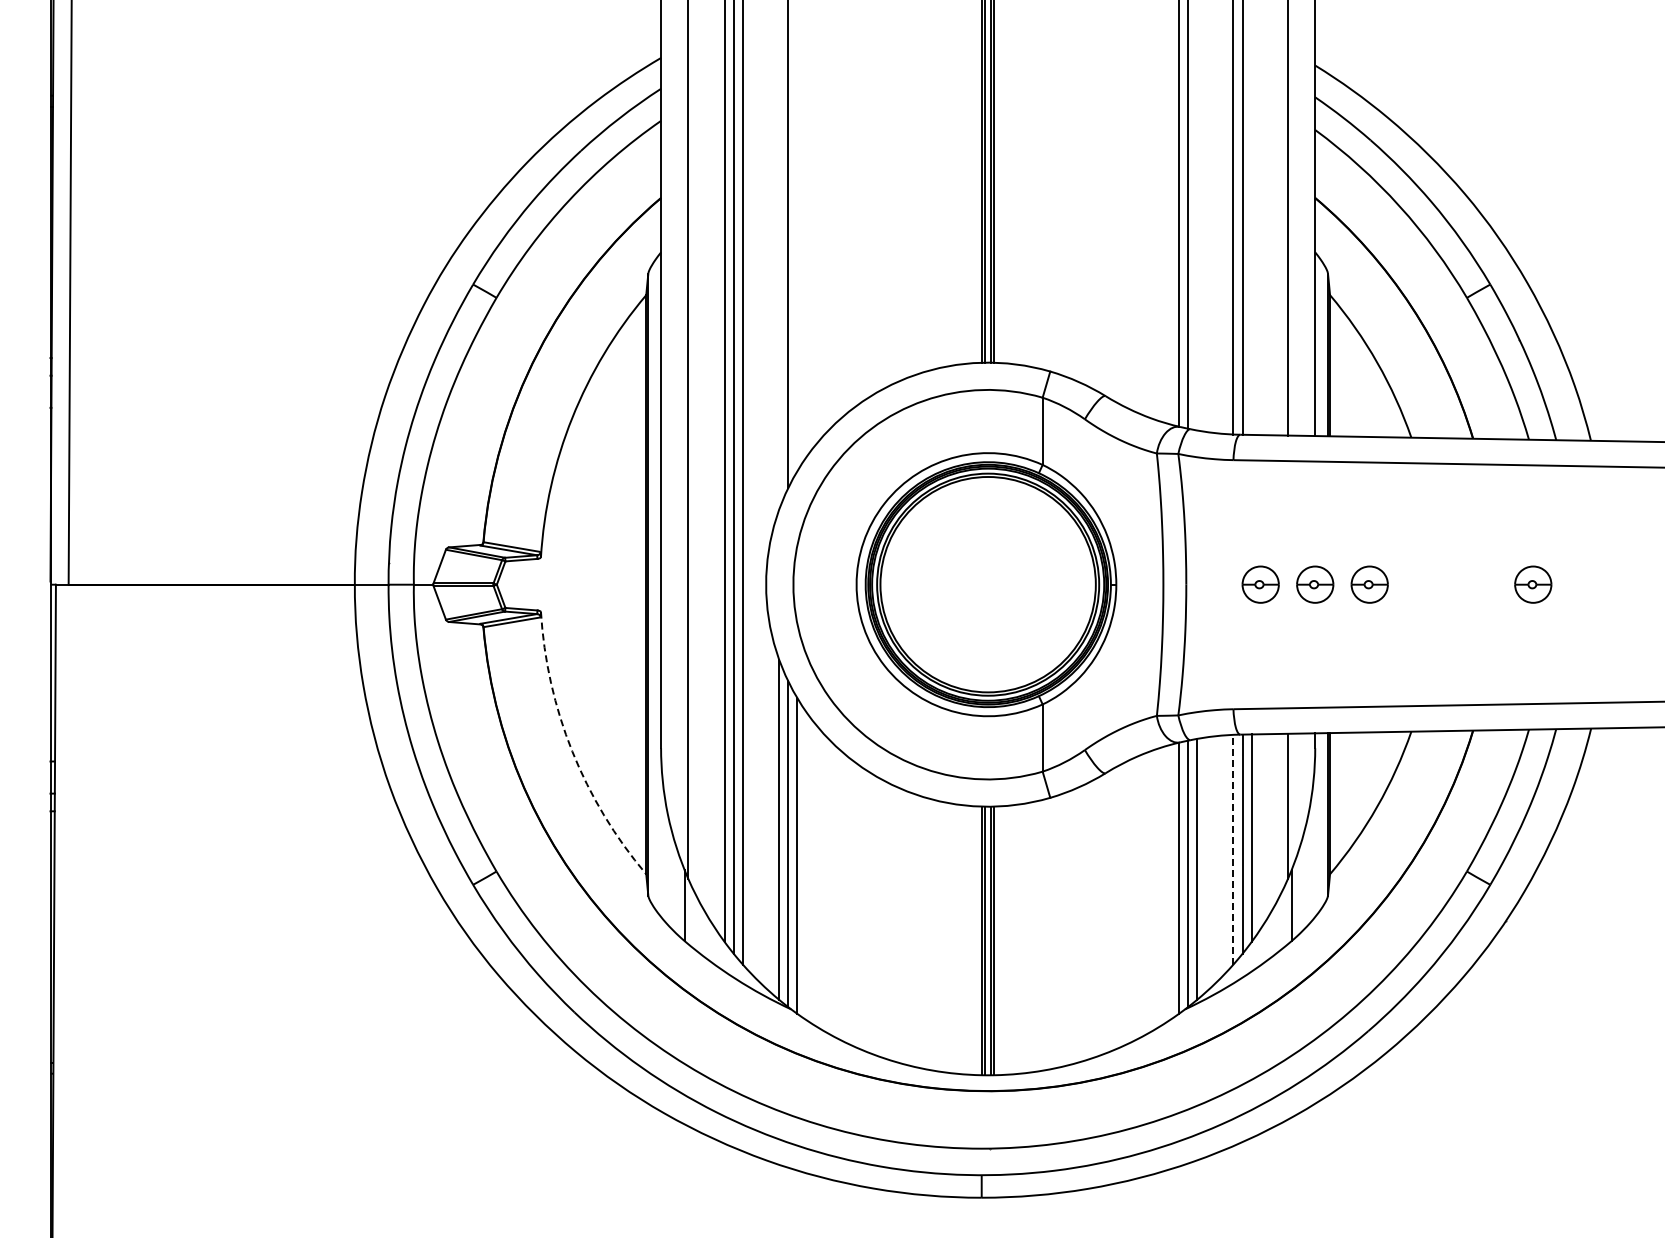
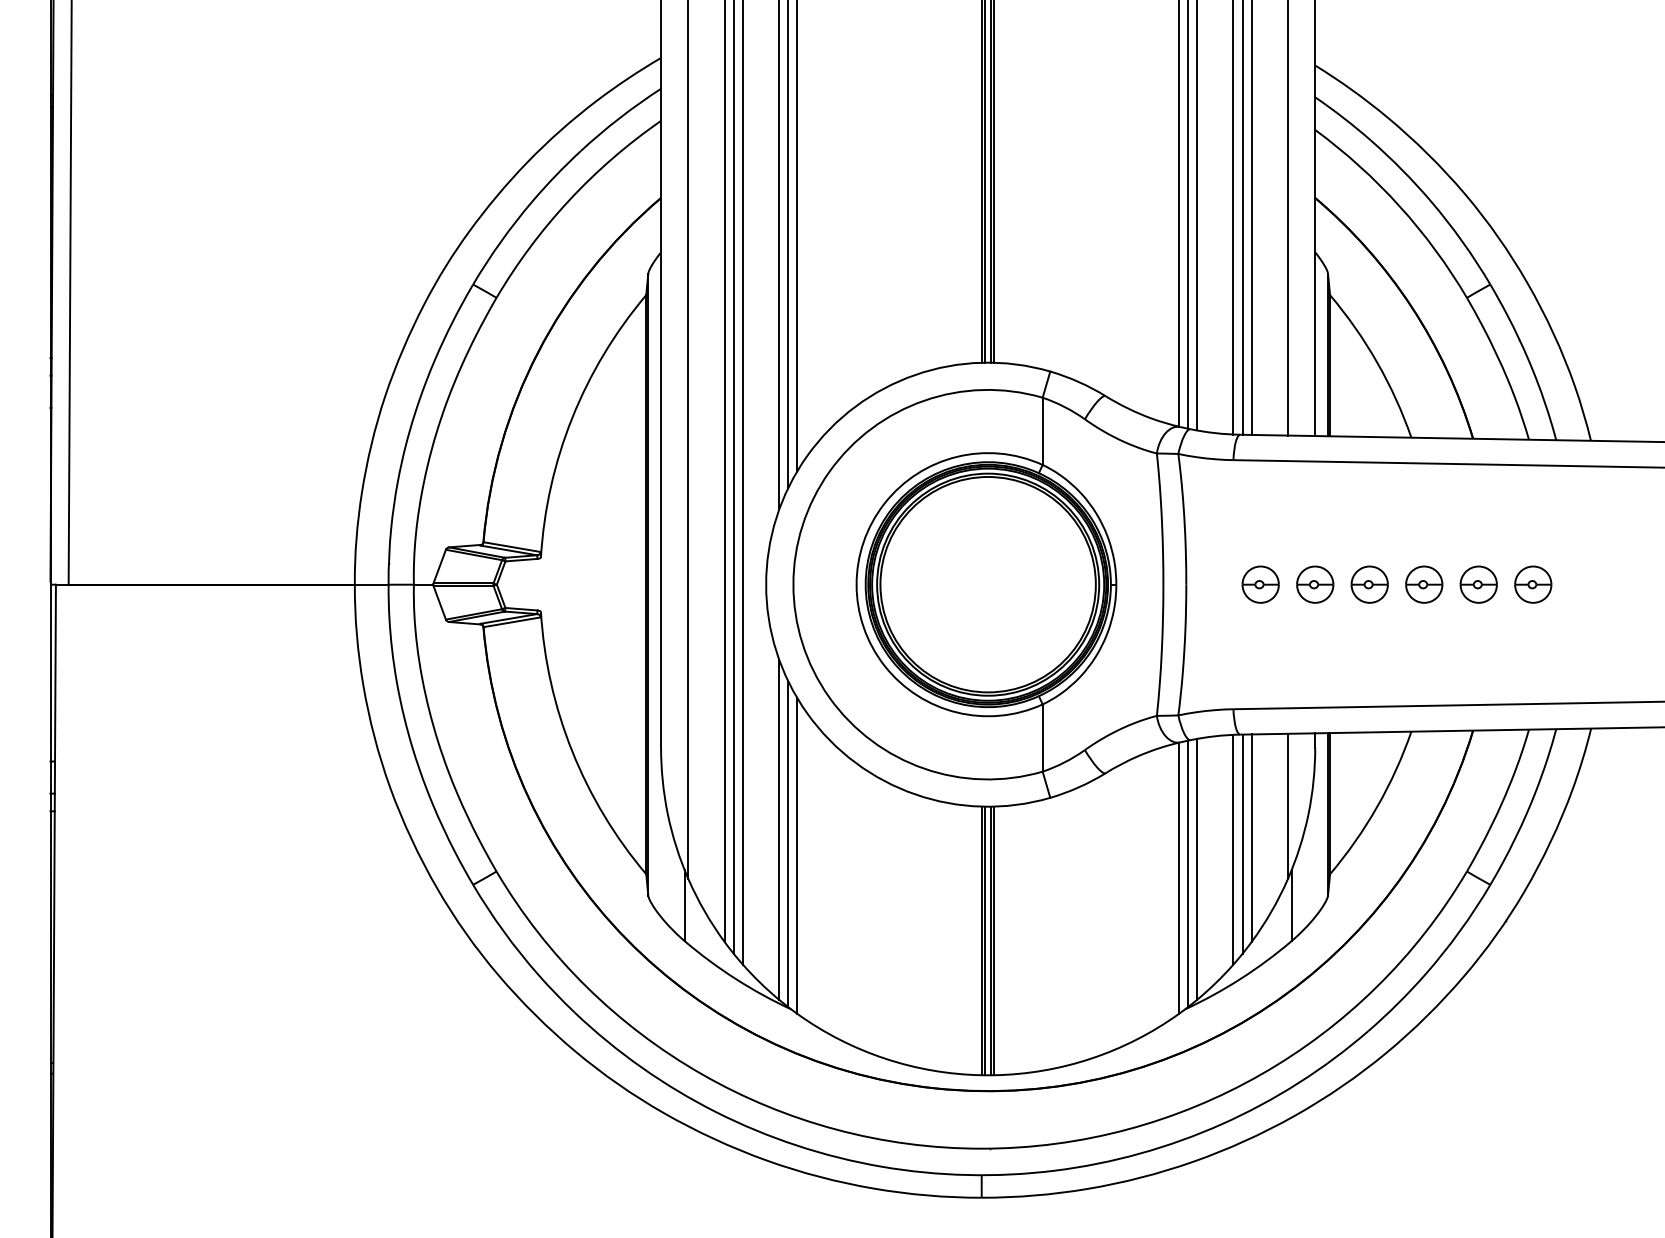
line: none -> present (1197, 216)
line: none -> present (1251, 218)
line: none -> present (797, 236)
line: none -> present (779, 255)
part: none -> present (1424, 584)
part: none -> present (1478, 584)
arc: dashed -> solid (572, 751)
line: dashed -> solid (1233, 849)
